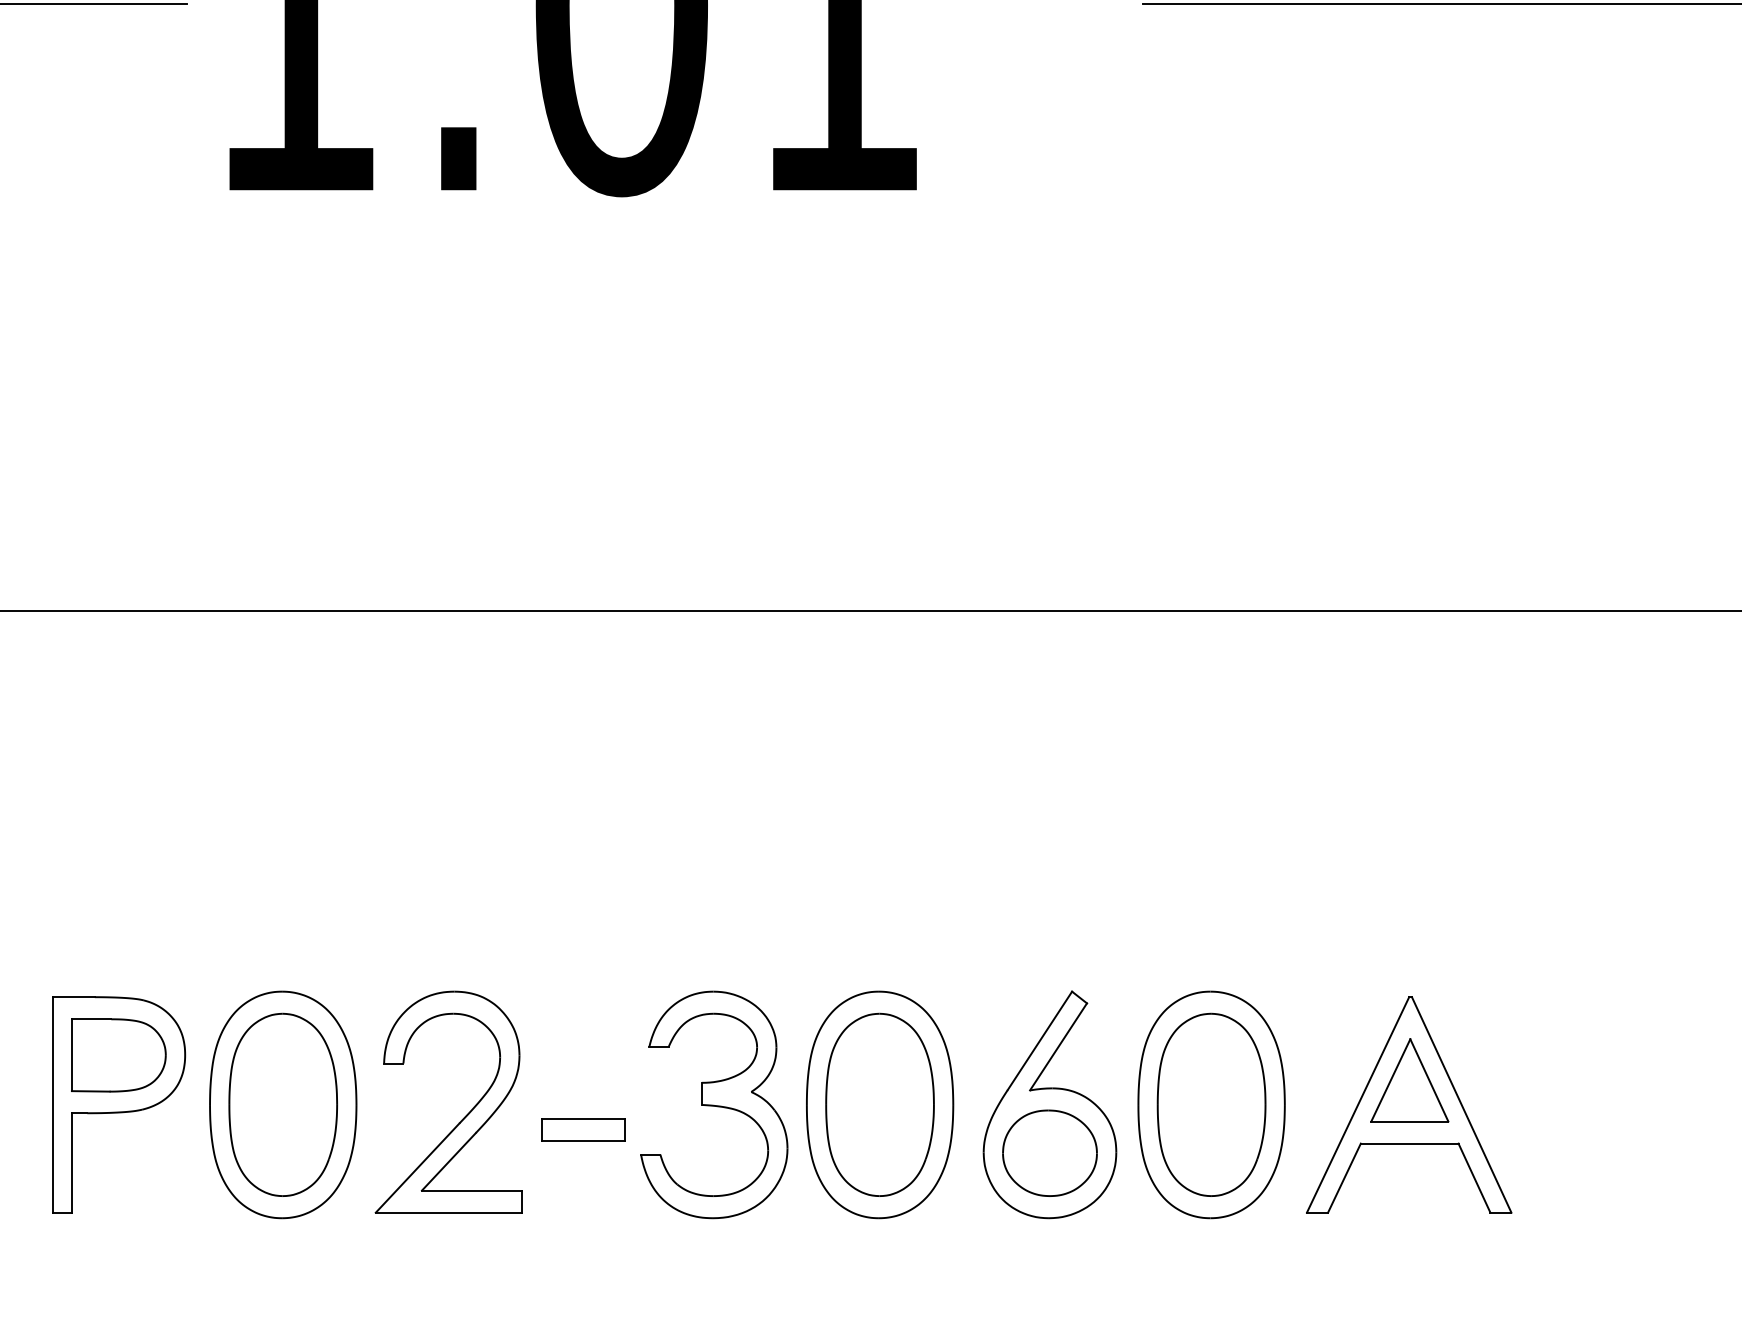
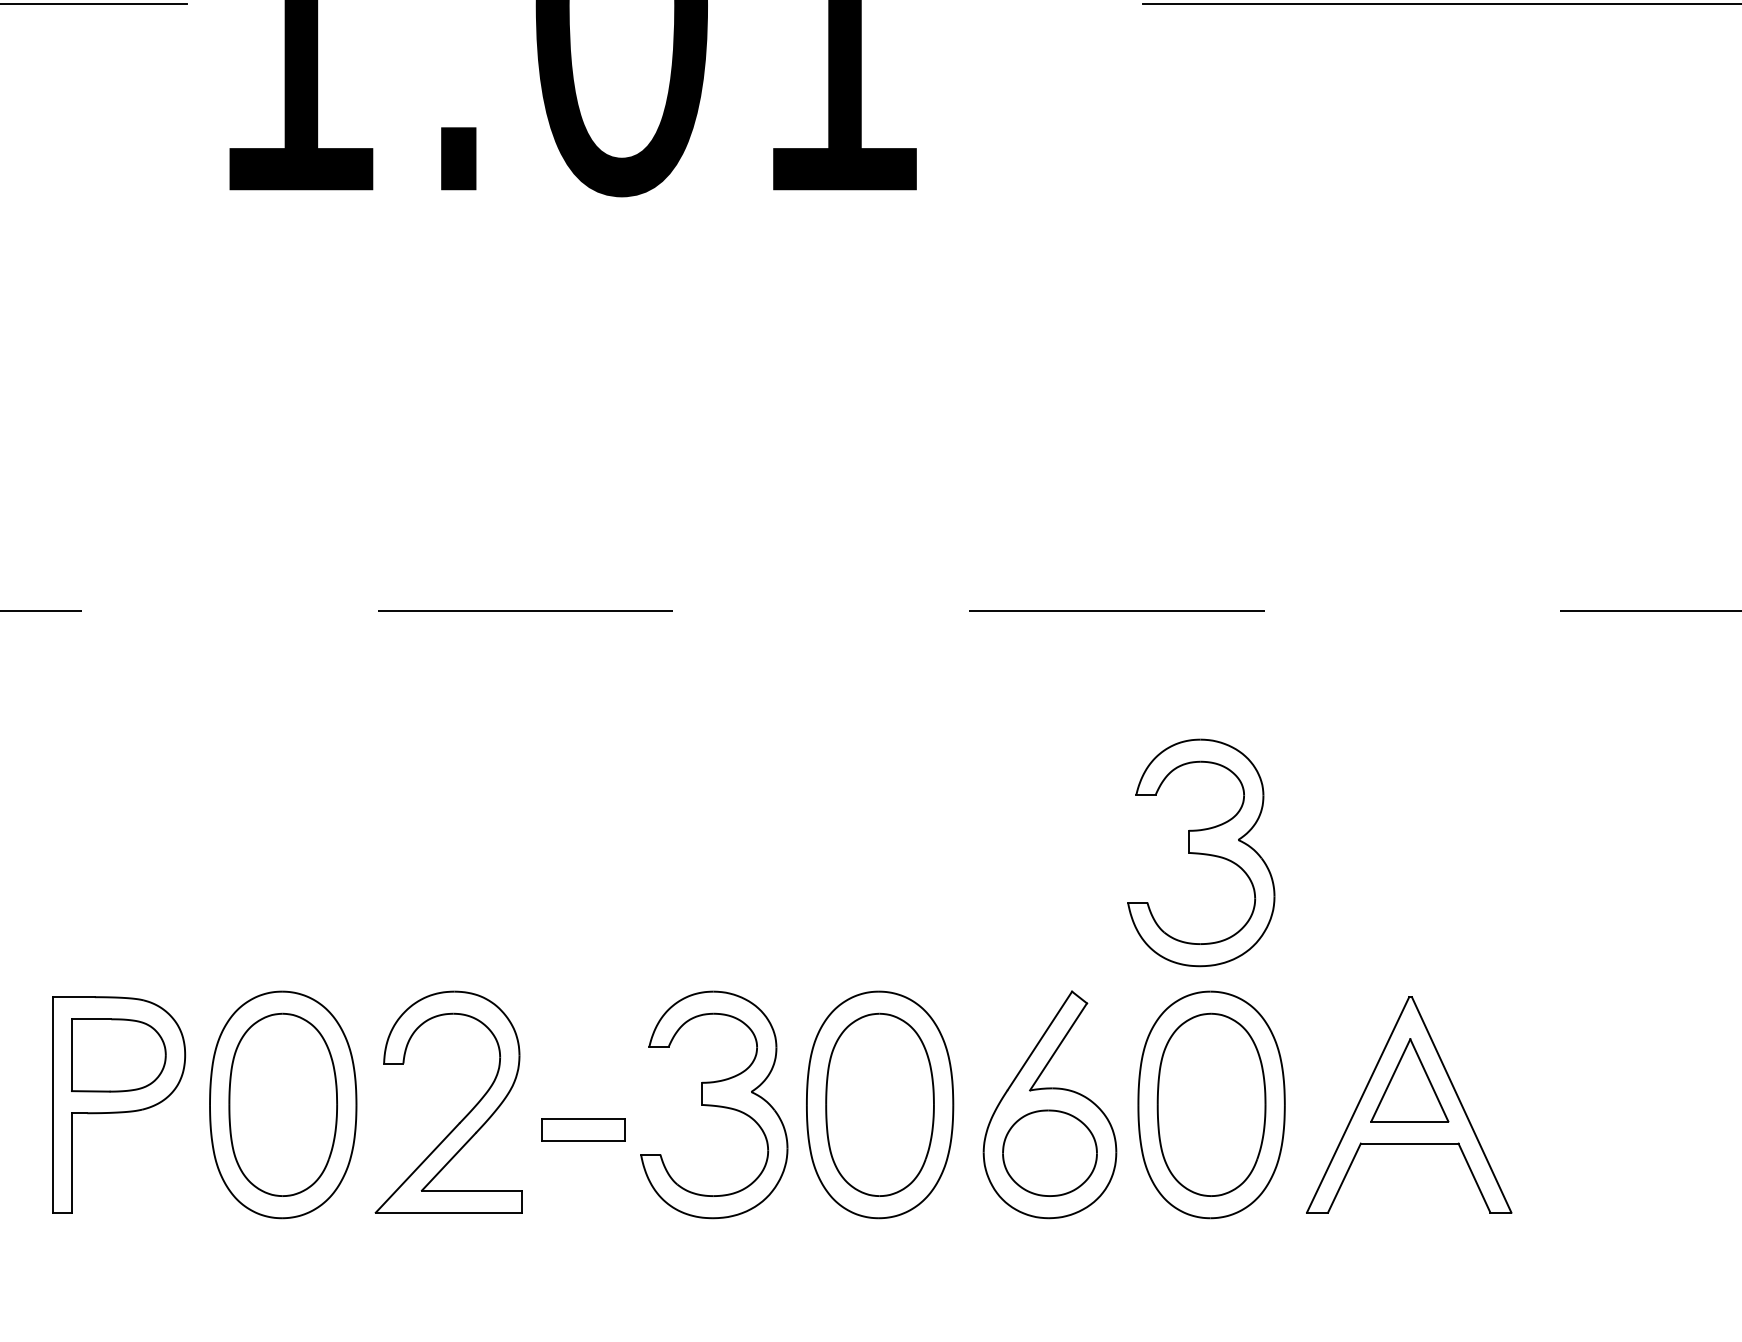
line: solid -> dashed (871, 610)
part: none -> present (1201, 852)
